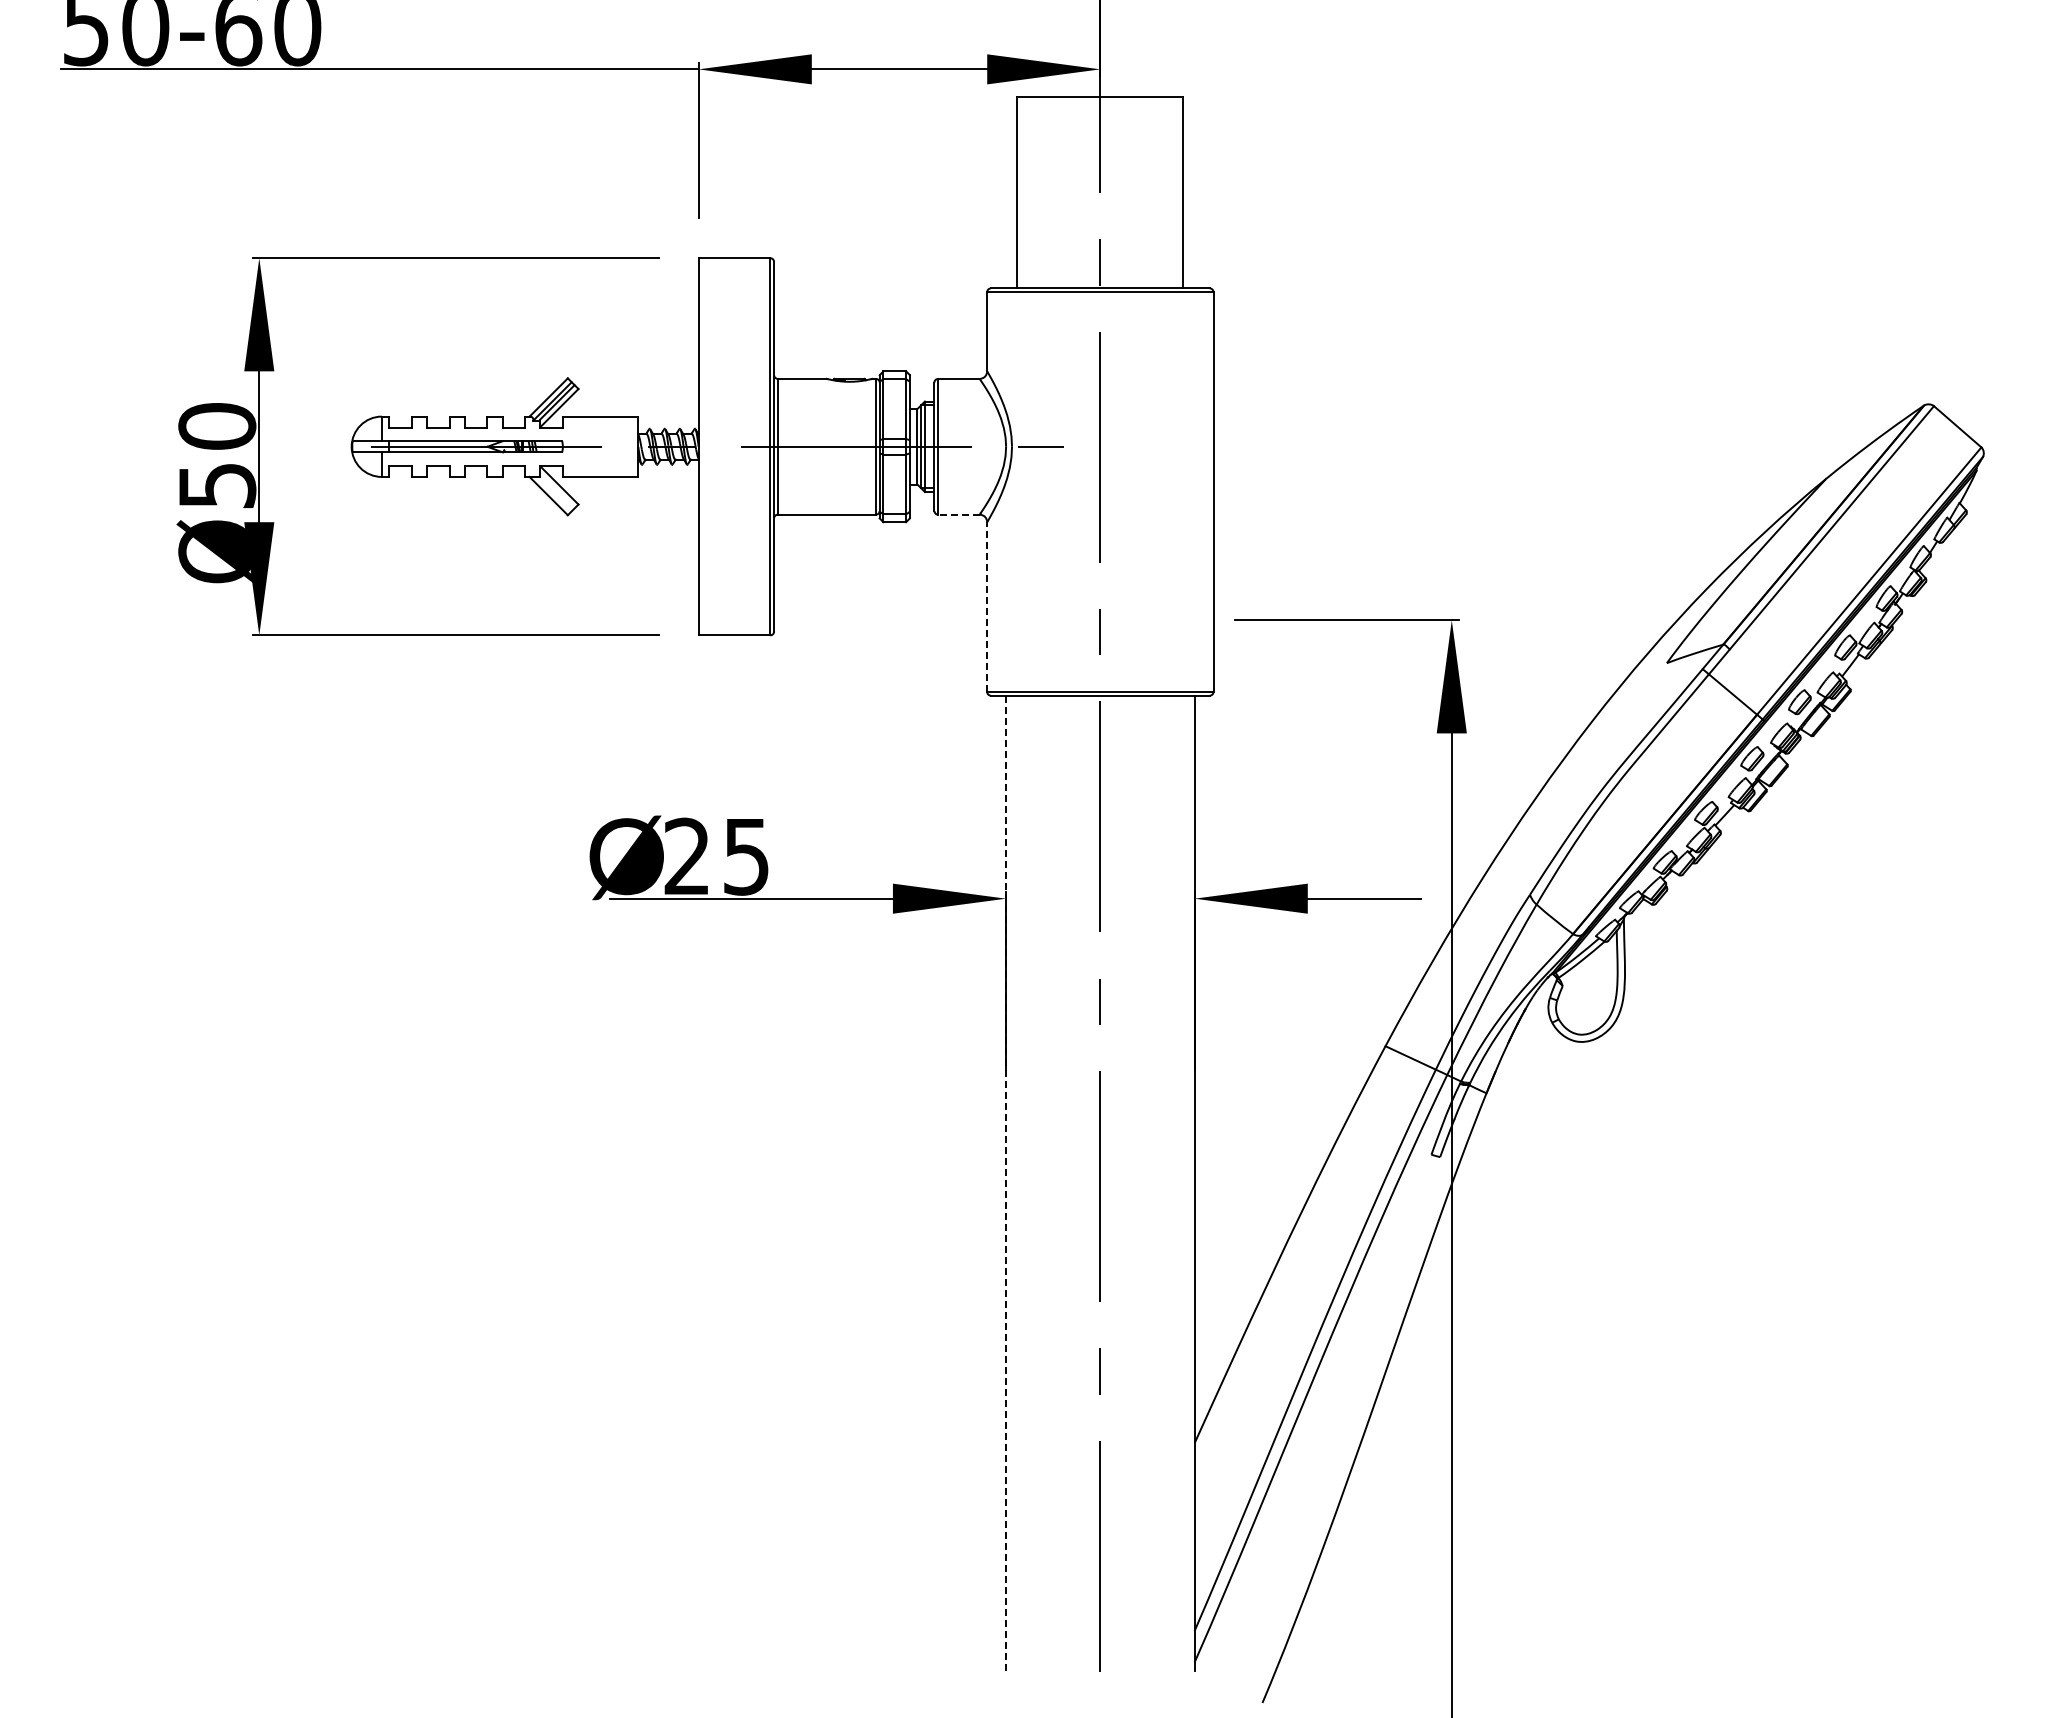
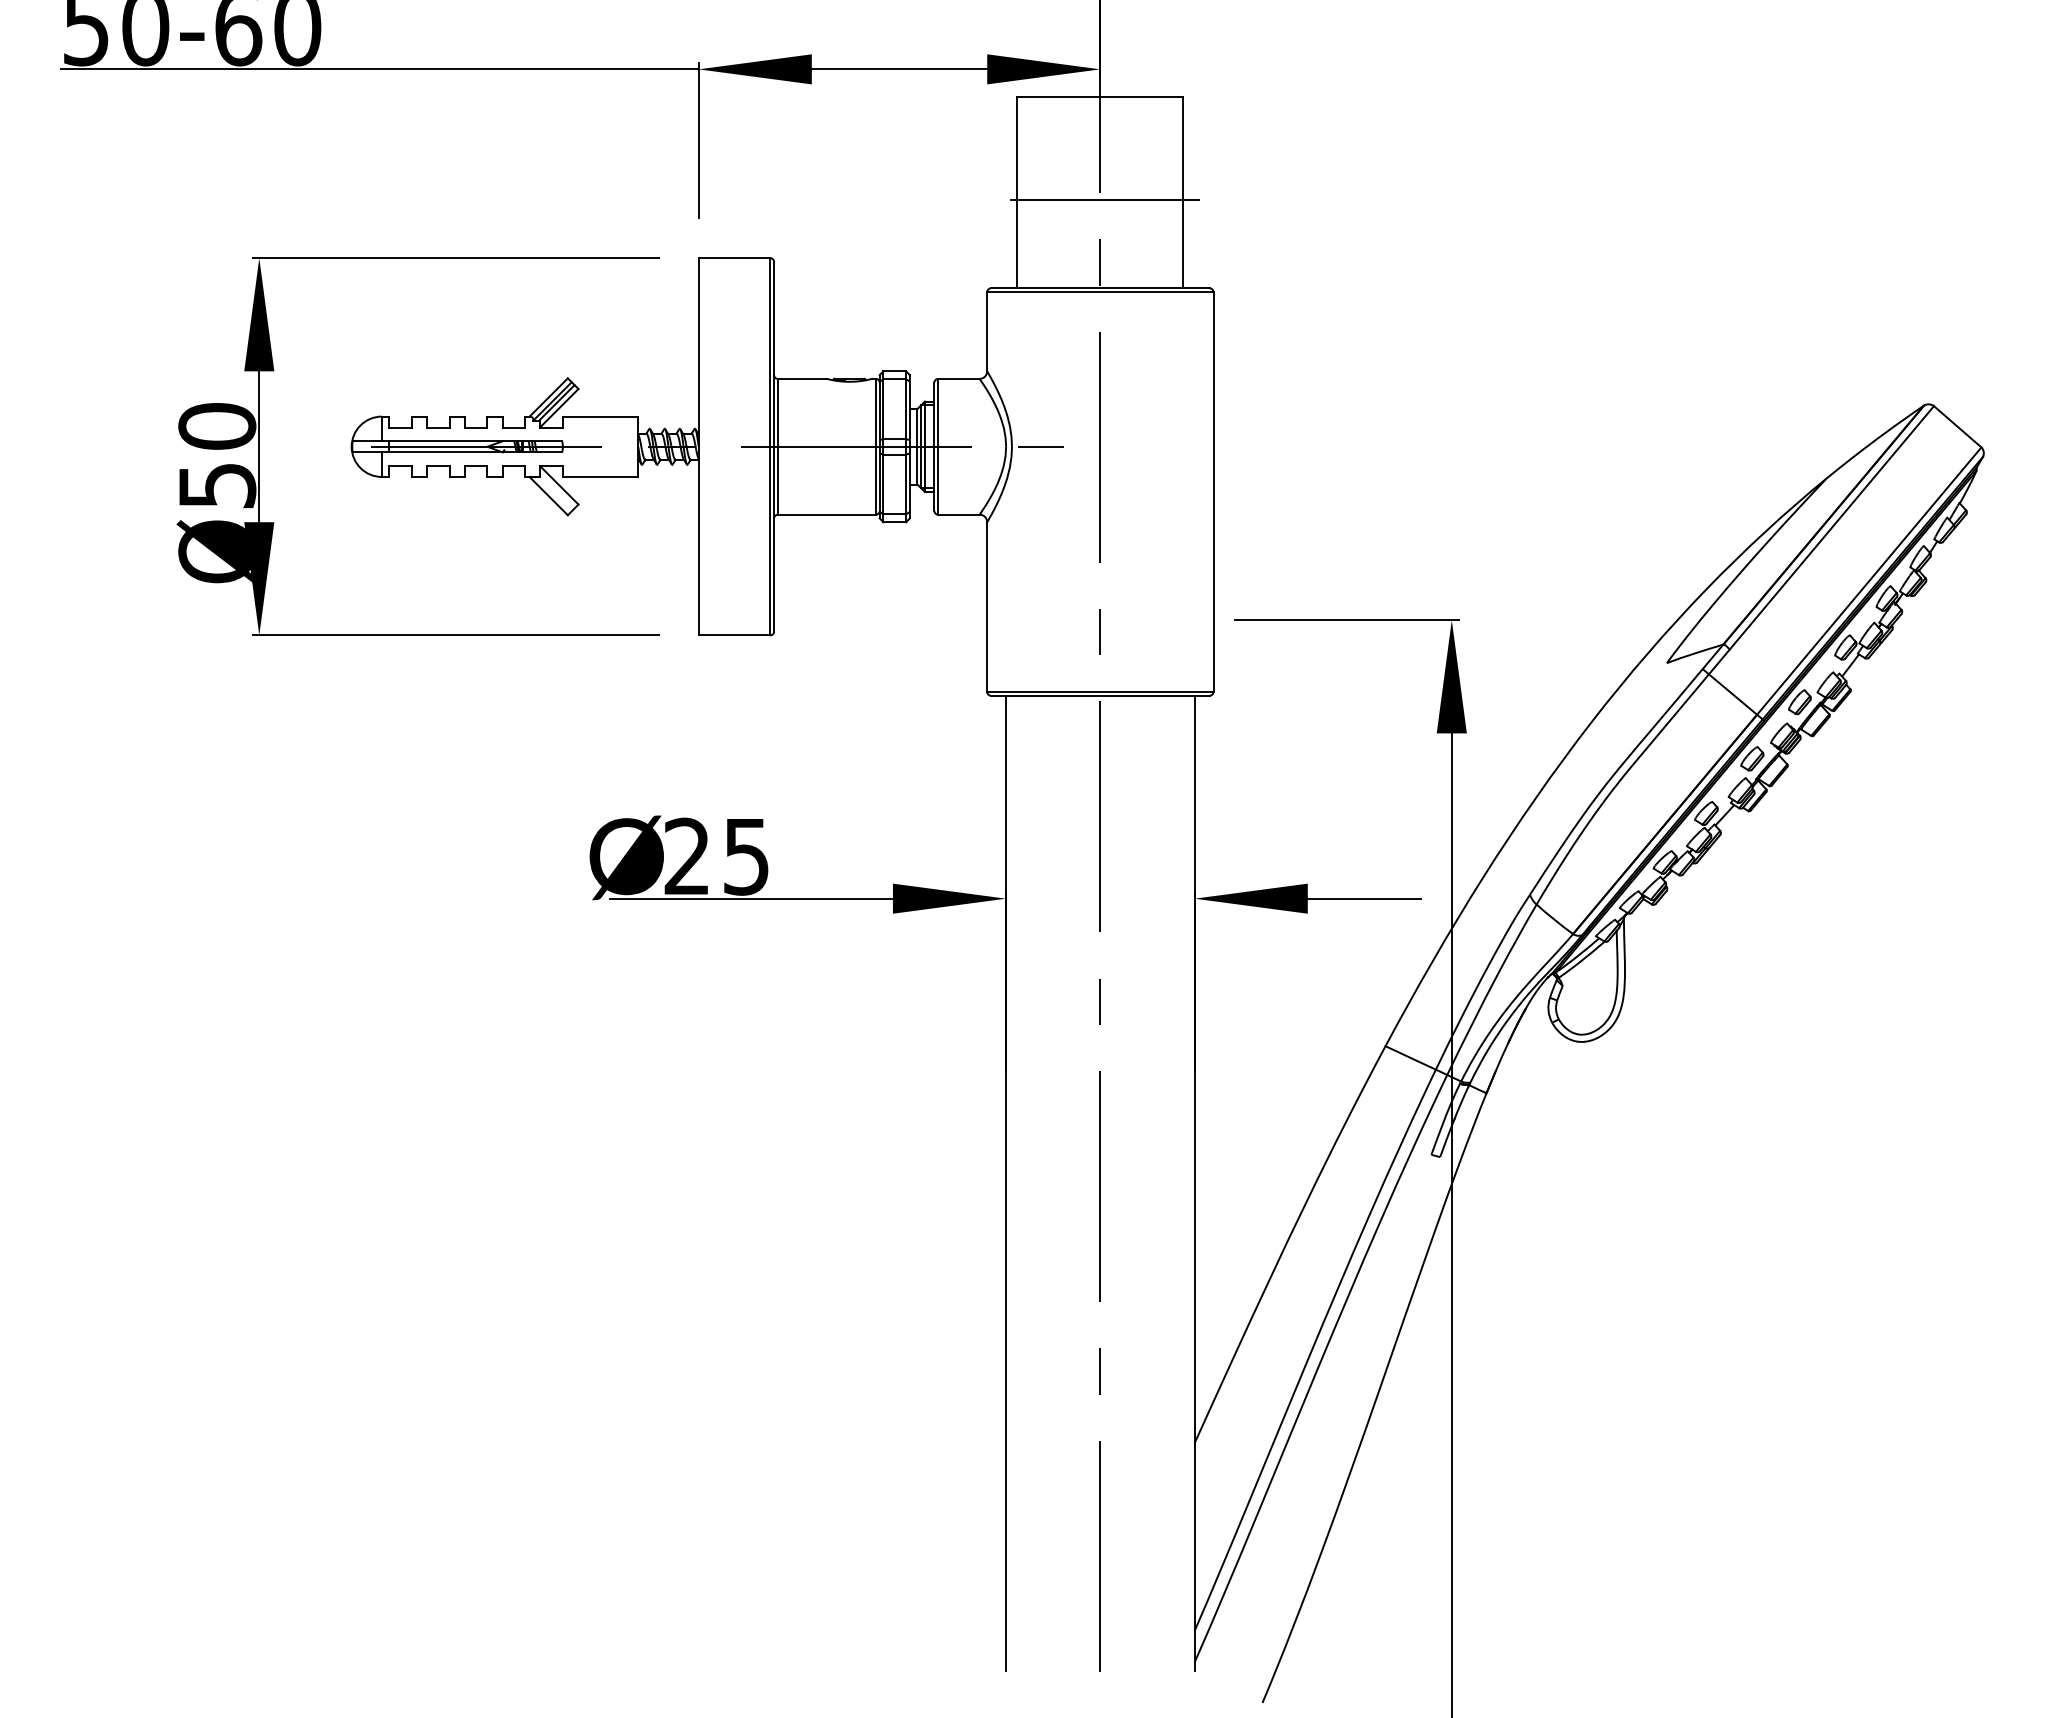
line: none -> present (1104, 199)
line: dashed -> solid (958, 514)
line: dashed -> solid (987, 607)
line: dashed -> solid (1006, 1183)
